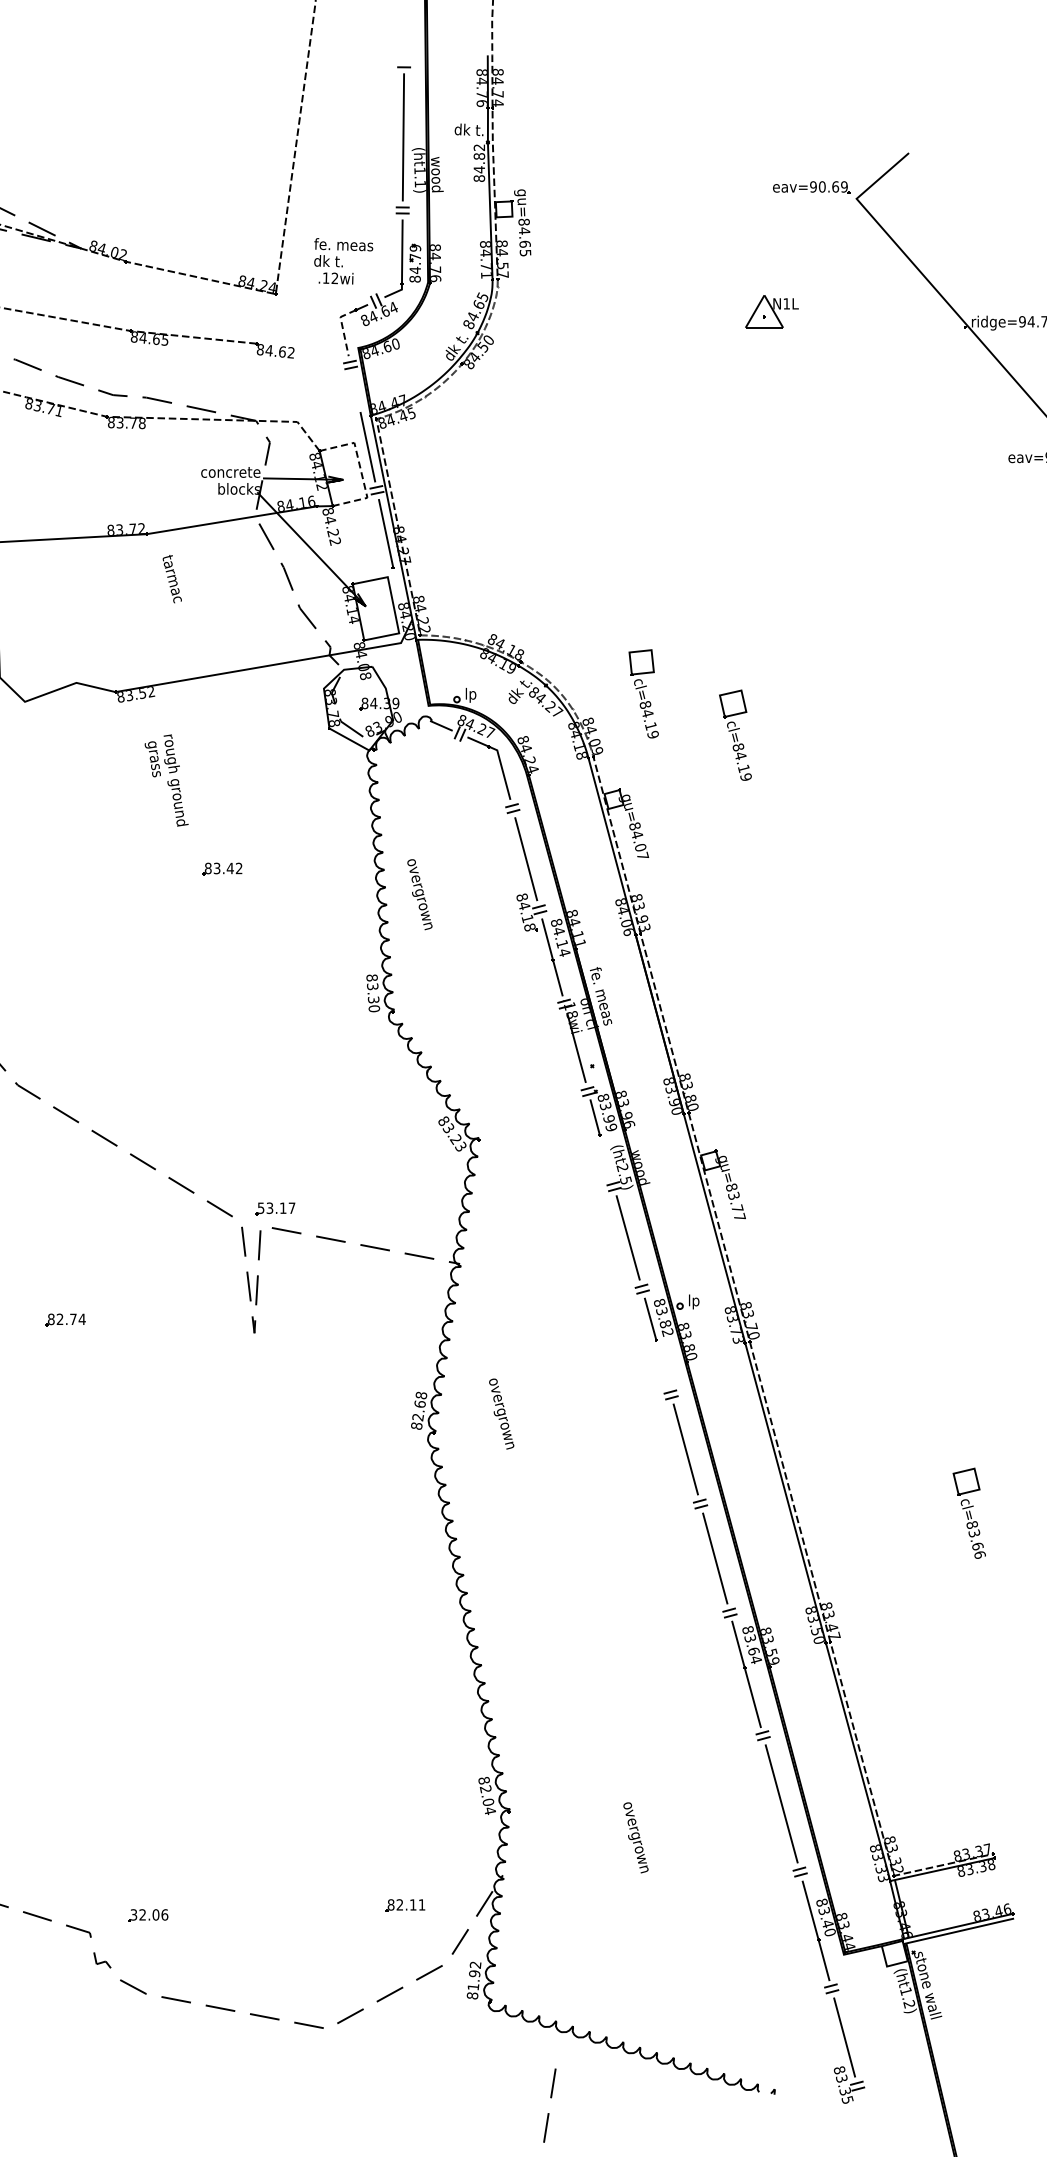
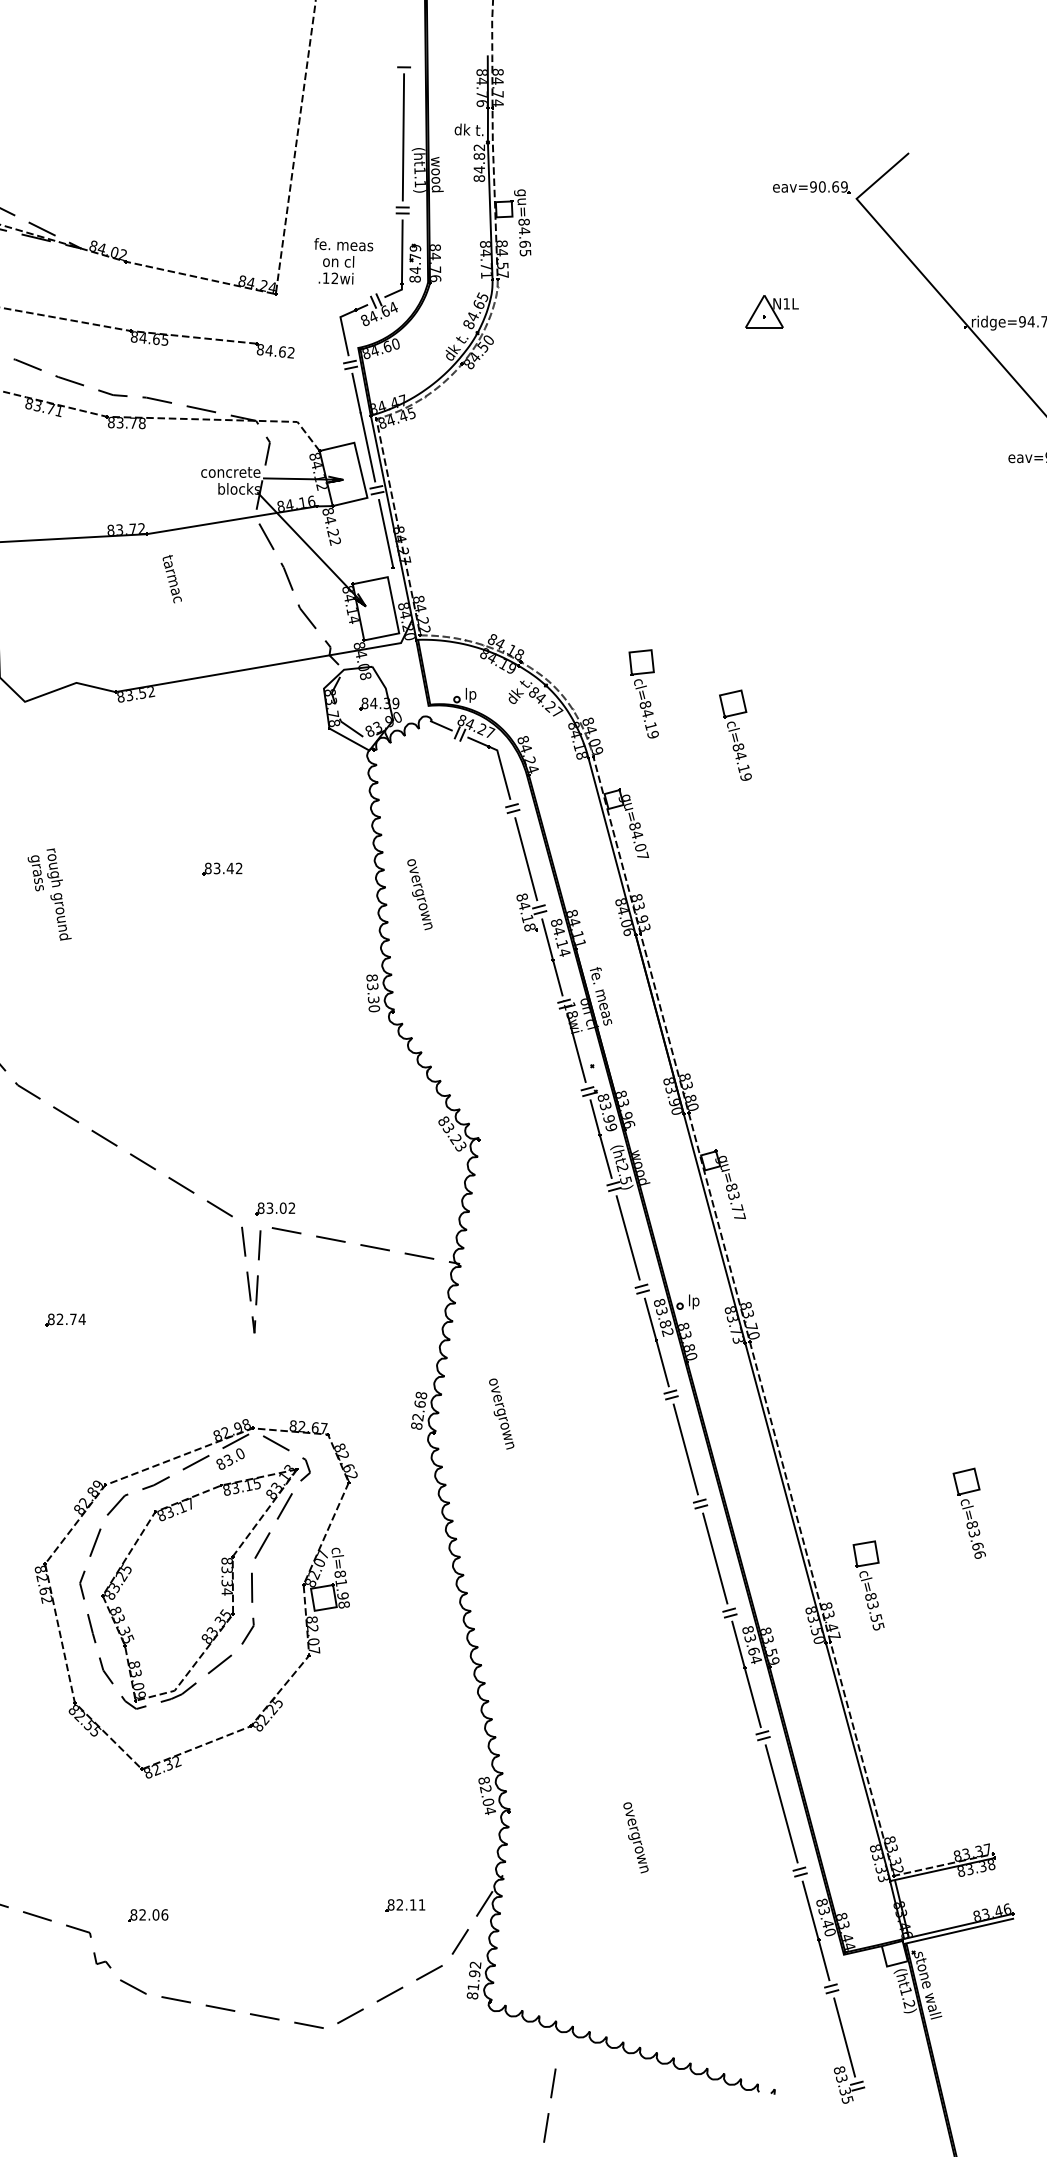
text: dk t. -> on cl (334, 261)
line: dashed -> solid (342, 327)
line: none -> present (356, 392)
line: dashed -> solid (360, 469)
text position: (166, 780) -> (49, 894) (49, 894)
line: none -> present (605, 1156)
text: 53.17 -> 83.02 (276, 1207)
line: none -> present (662, 1363)
part: none -> present (868, 1585)
part: none -> present (221, 1593)
text: 32.06 -> 82.06 (133, 1914)
